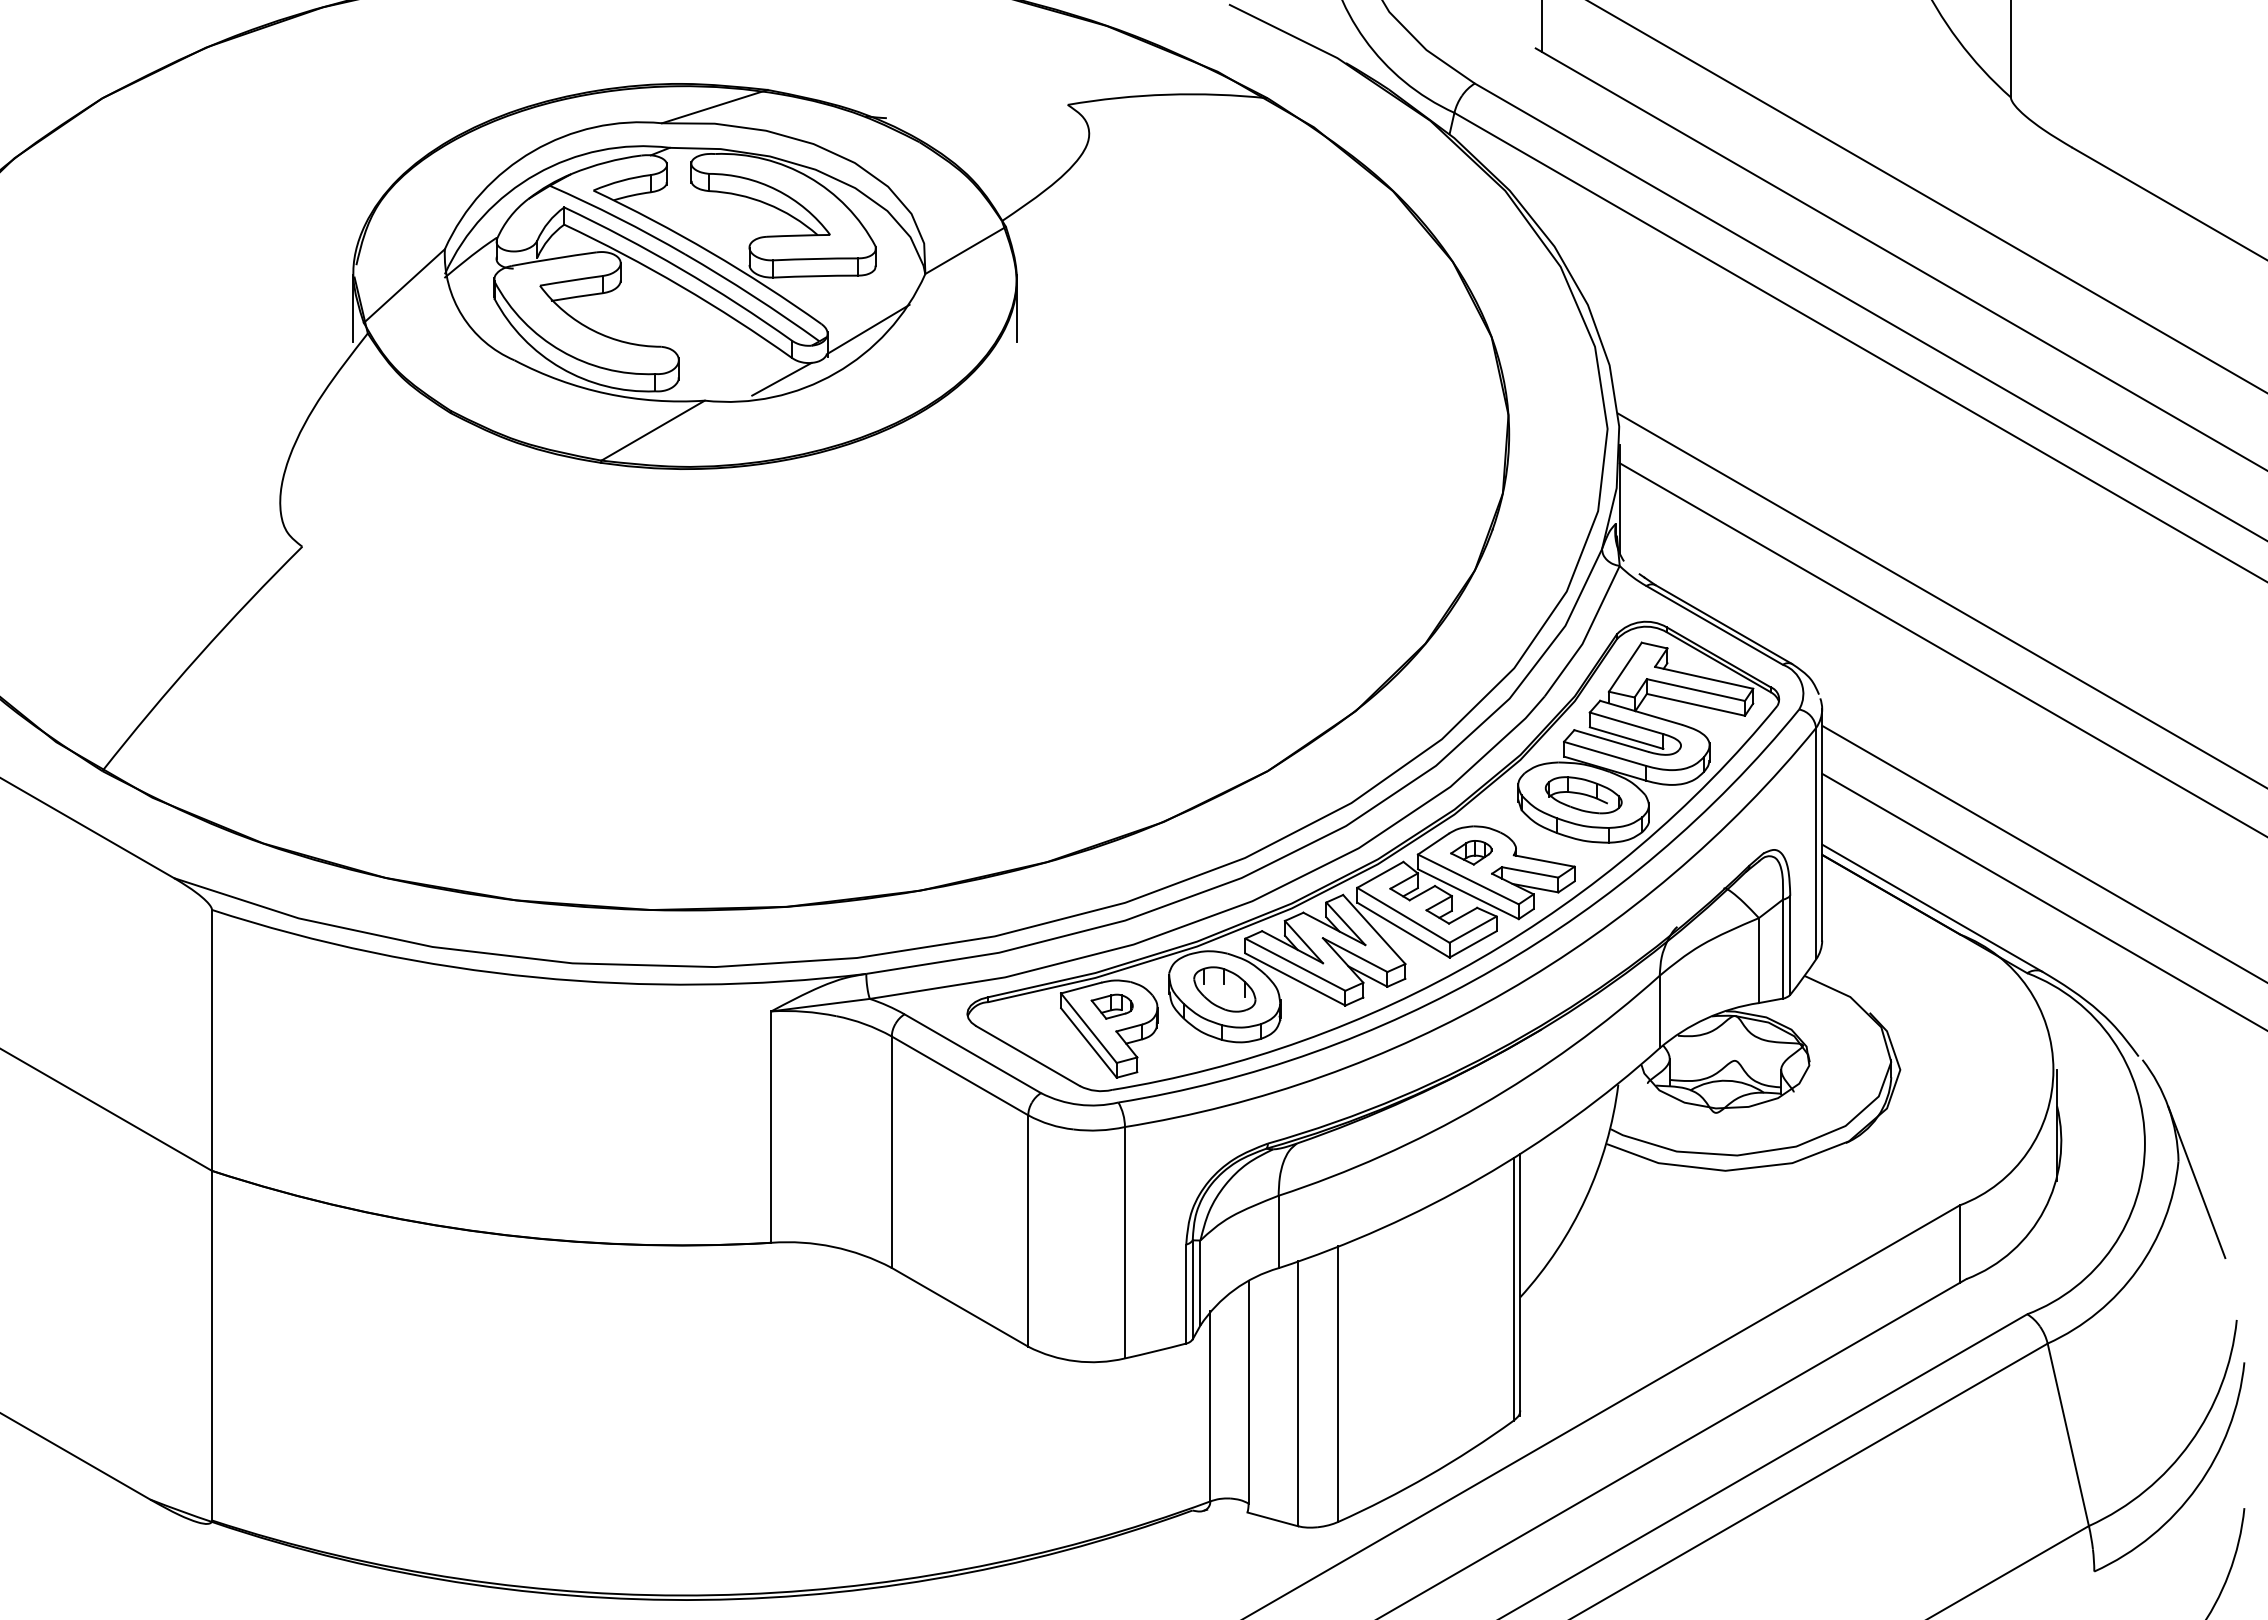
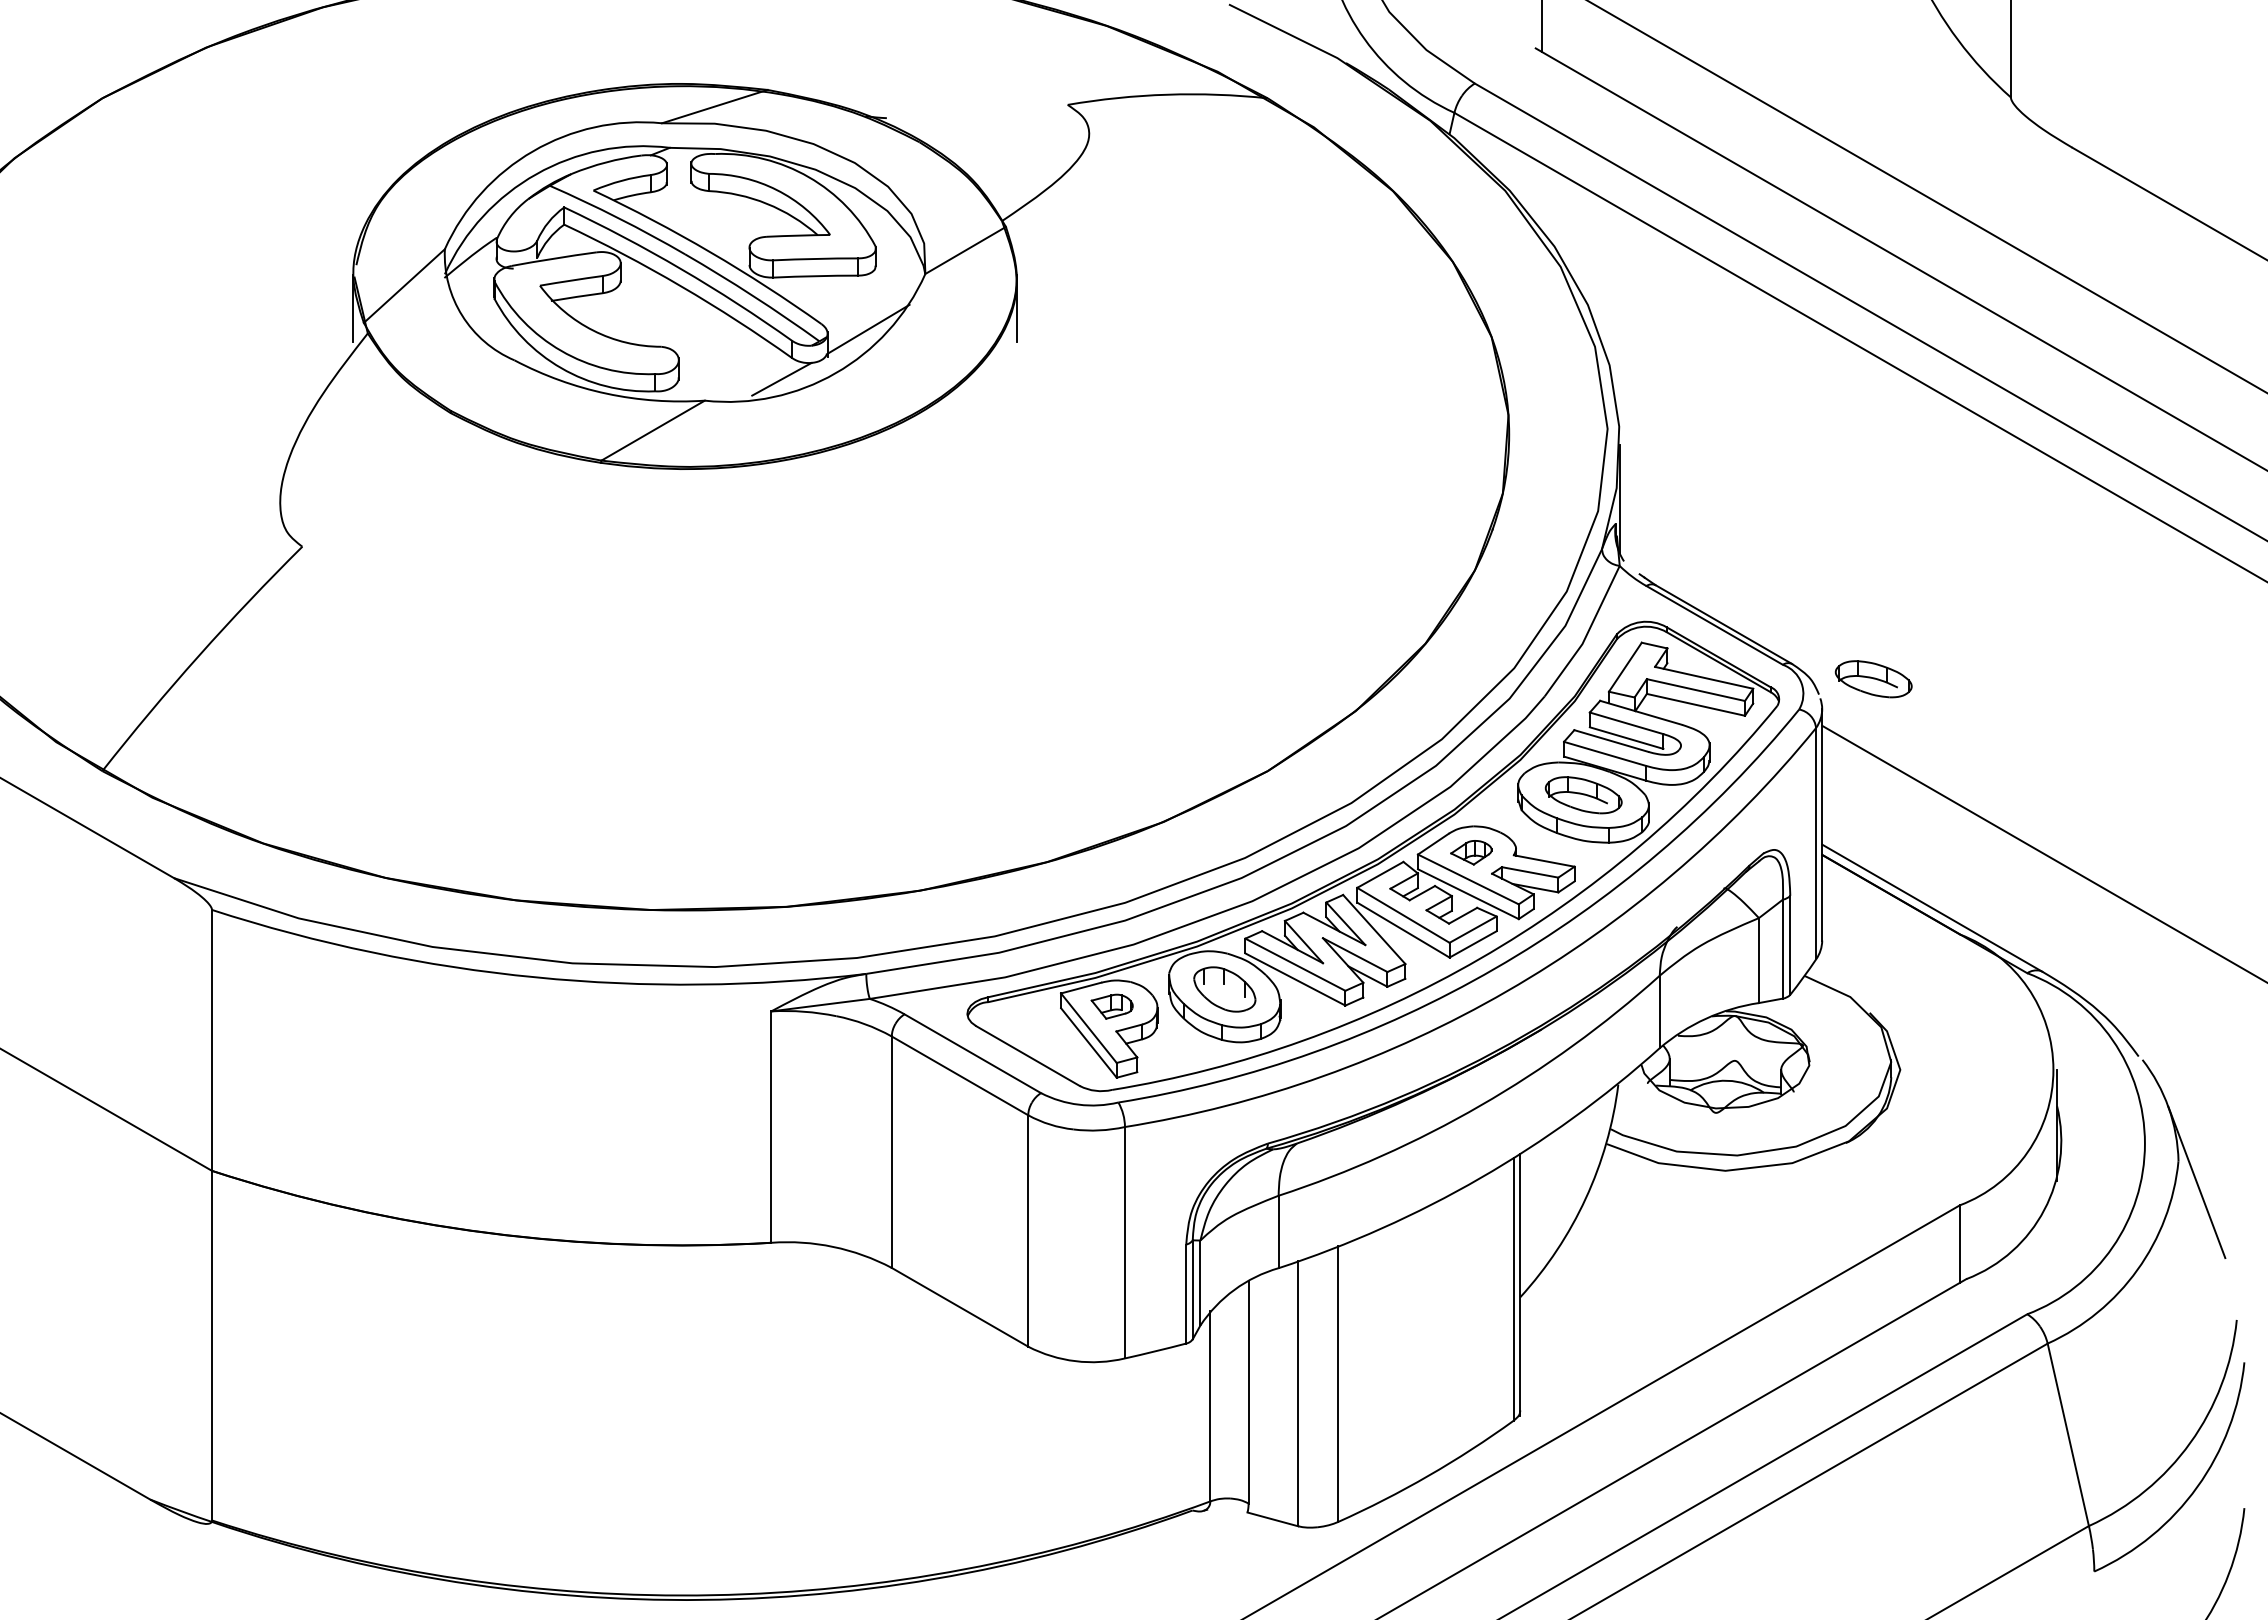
line: present -> none (1941, 599)
line: present -> none (1941, 649)
part: none -> present (1873, 679)
line: present -> none (2043, 901)
